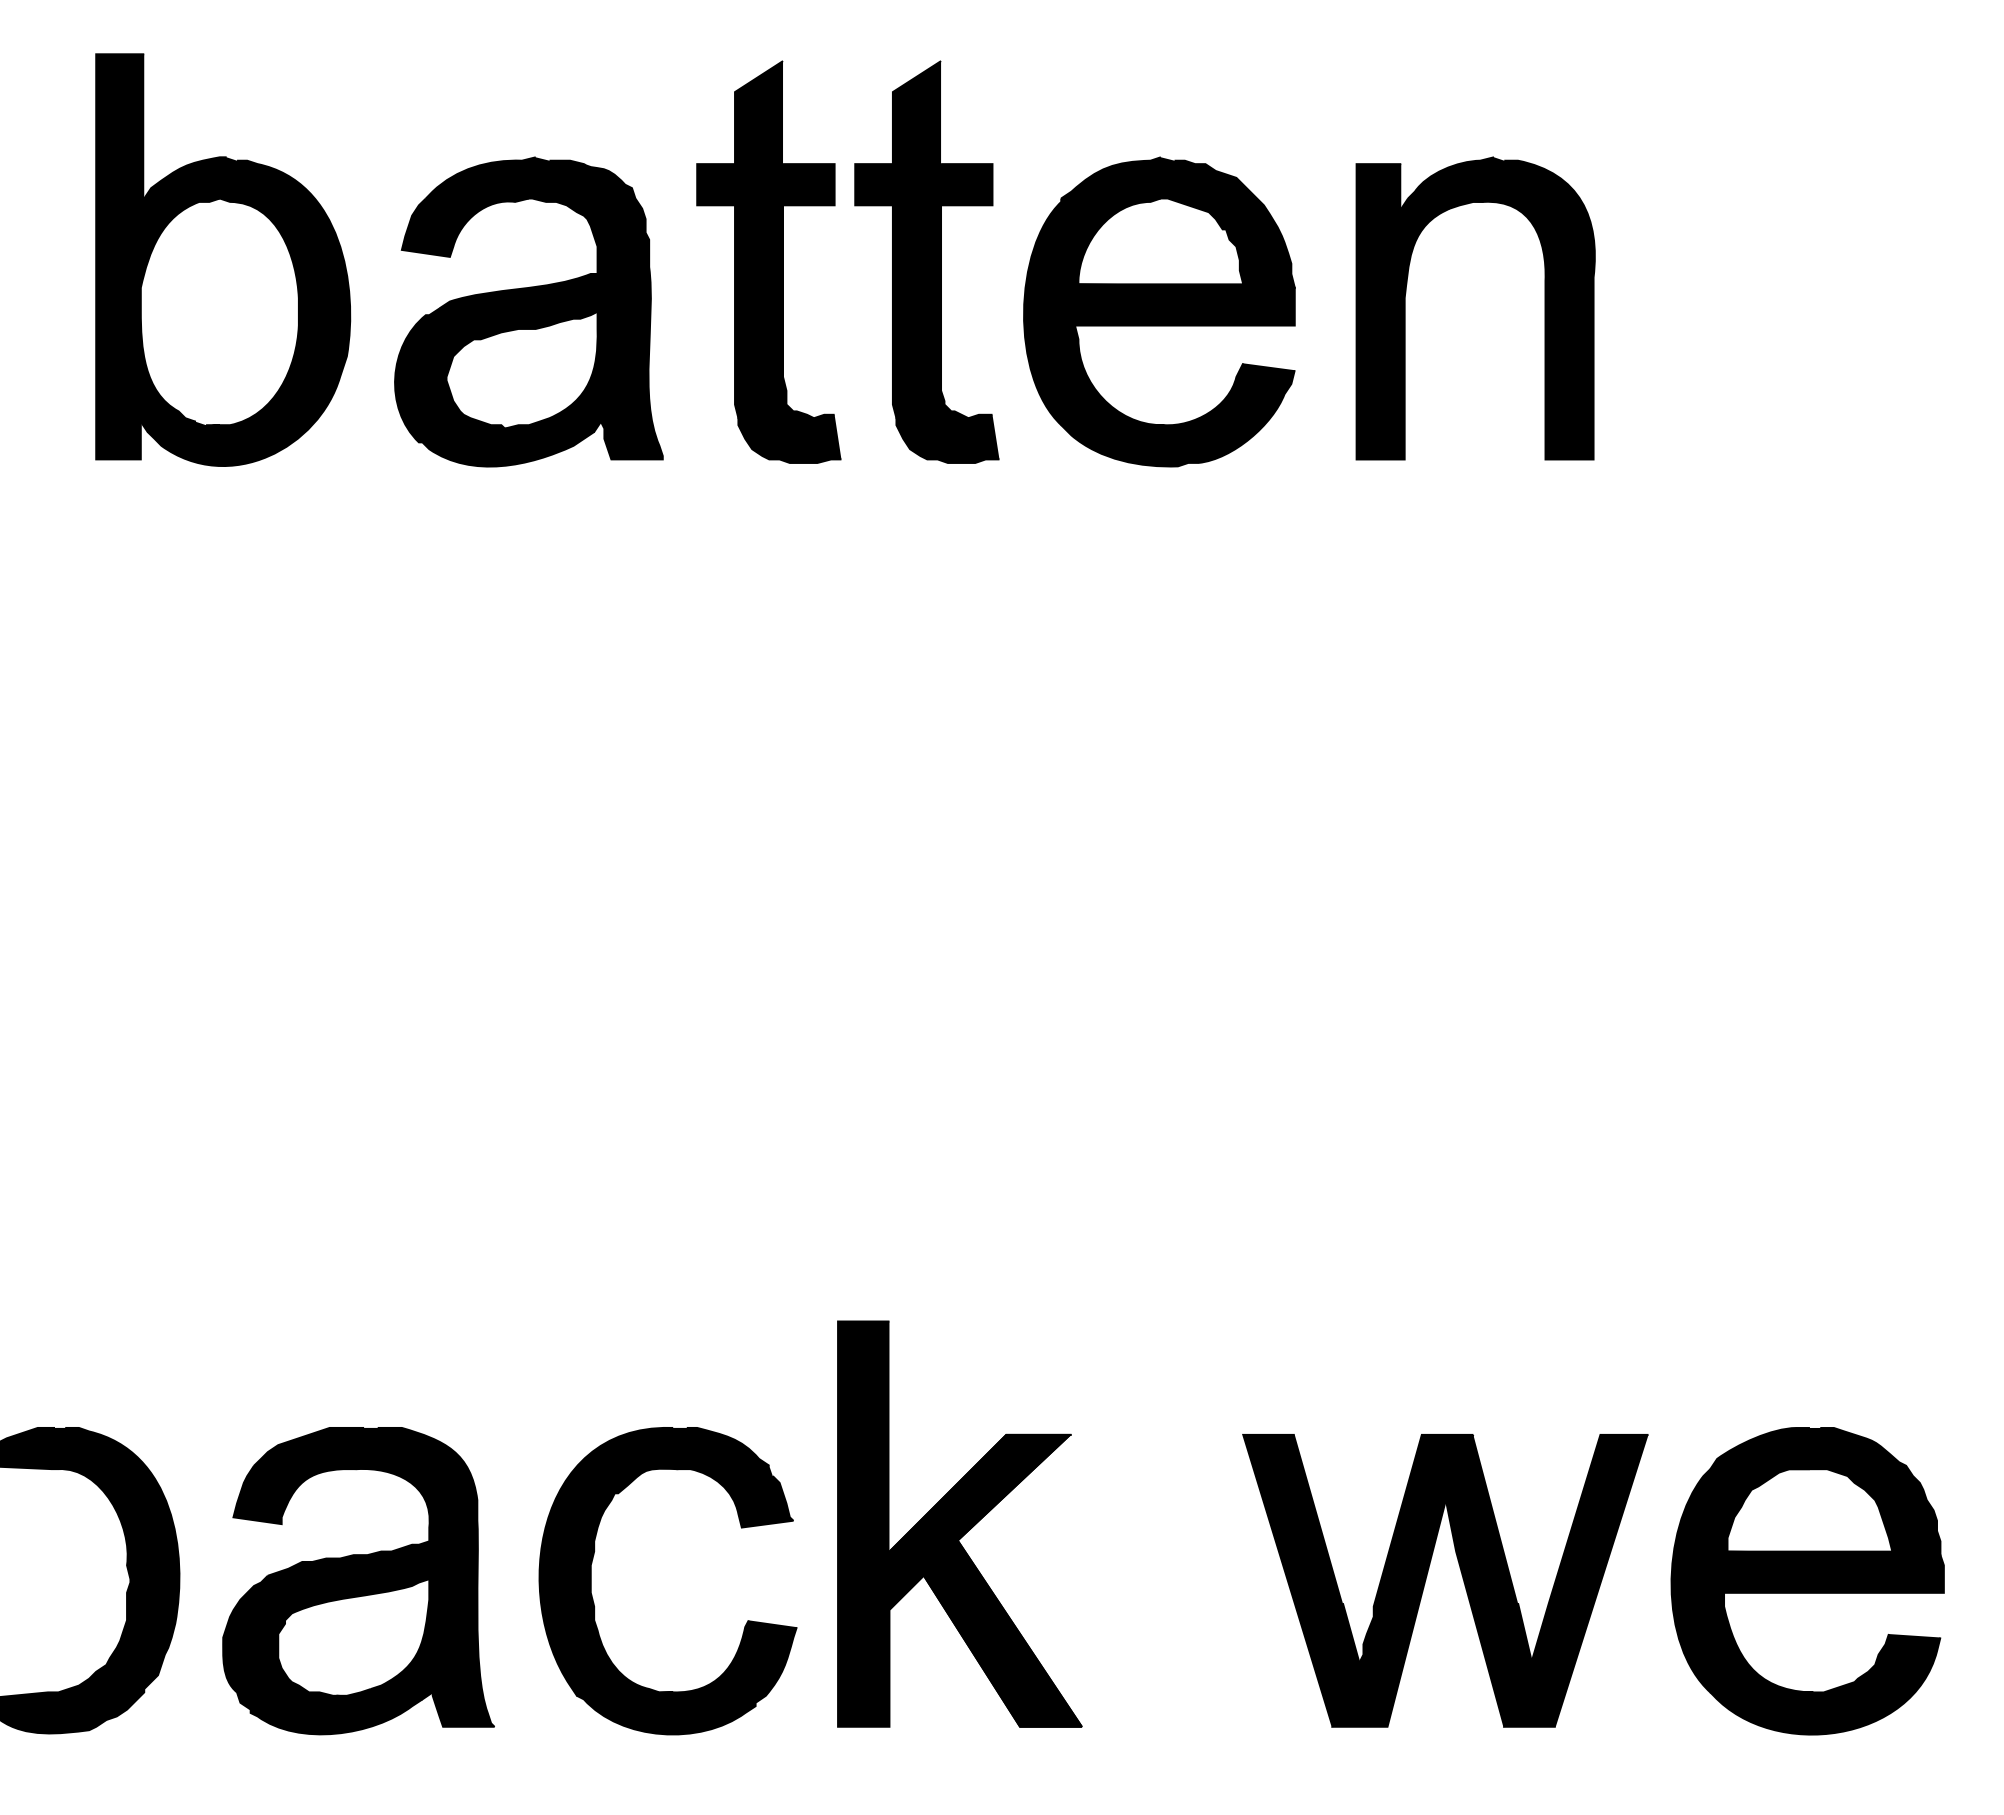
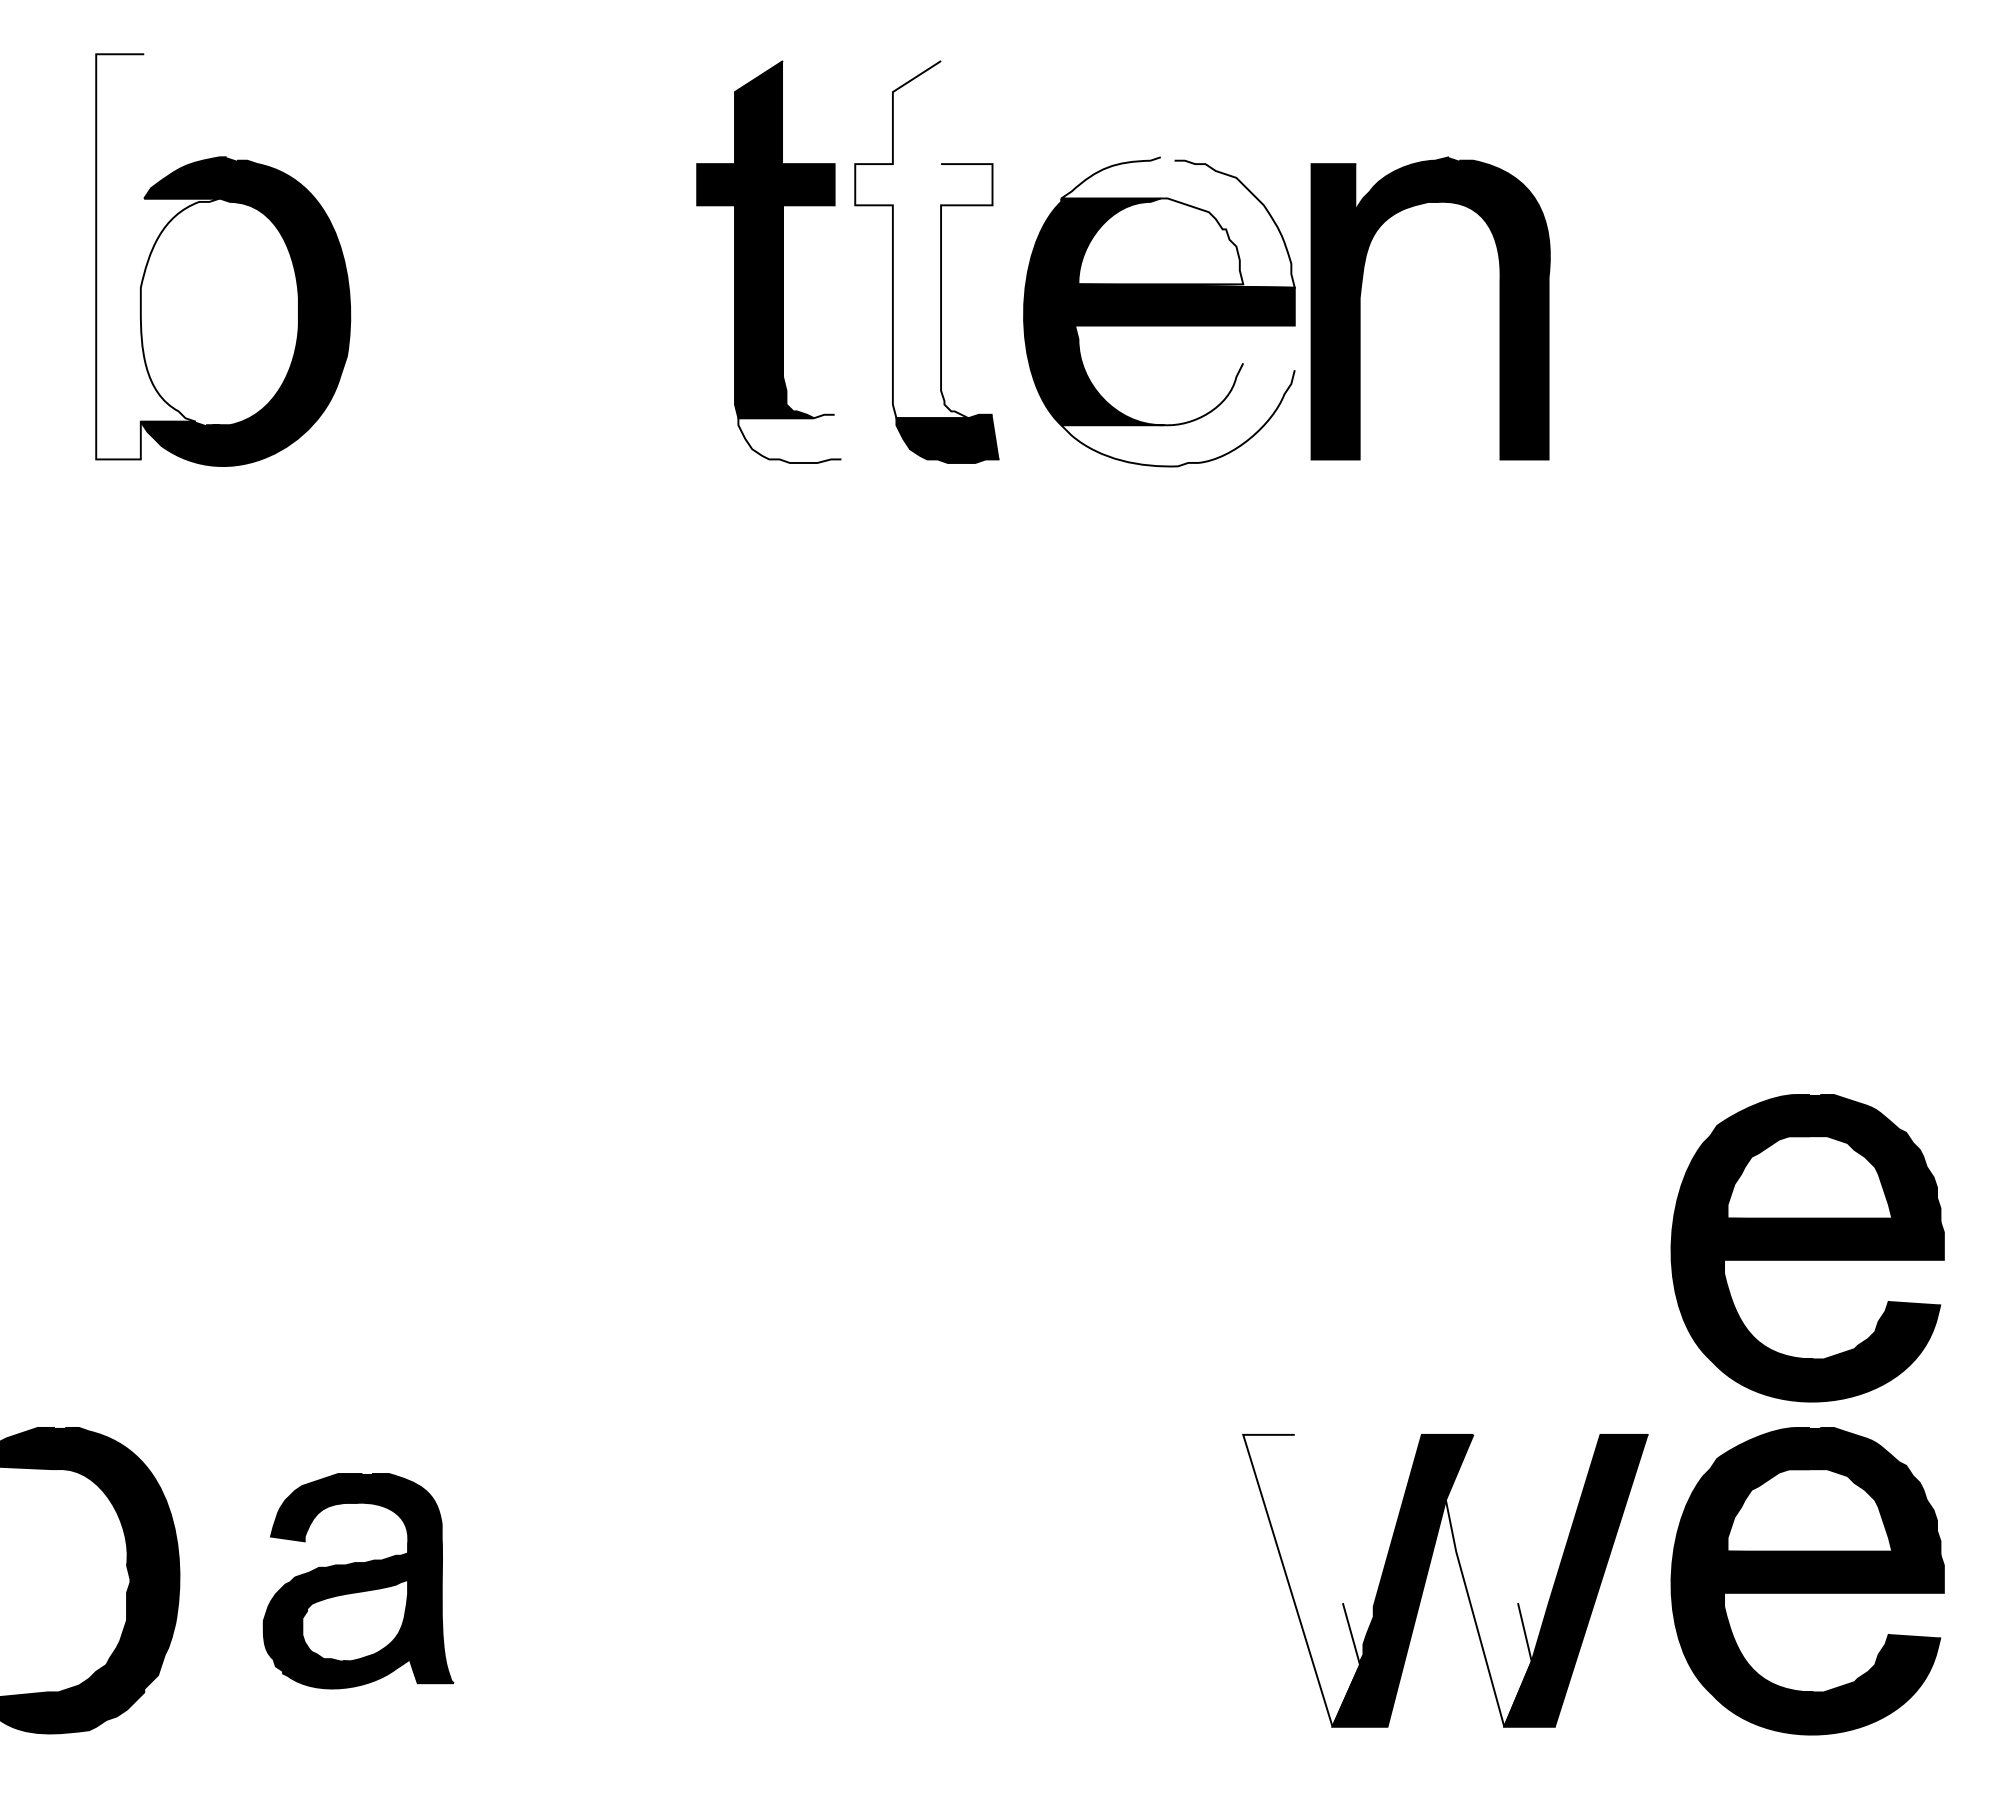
fill: present -> none (1177, 222)
fill: present -> none (923, 239)
fill: present -> none (157, 256)
part position: (1544, 308) -> (1499, 308) (1499, 308)
part: present -> none (528, 311)
fill: present -> none (1177, 414)
fill: present -> none (789, 438)
part: none -> present (1807, 1248)
part: present -> none (959, 1523)
fill: present -> none (1301, 1580)
fill: present -> none (1488, 1580)
part size: 273x309 px -> 193x217 px (358, 1581)
part: present -> none (593, 1598)
